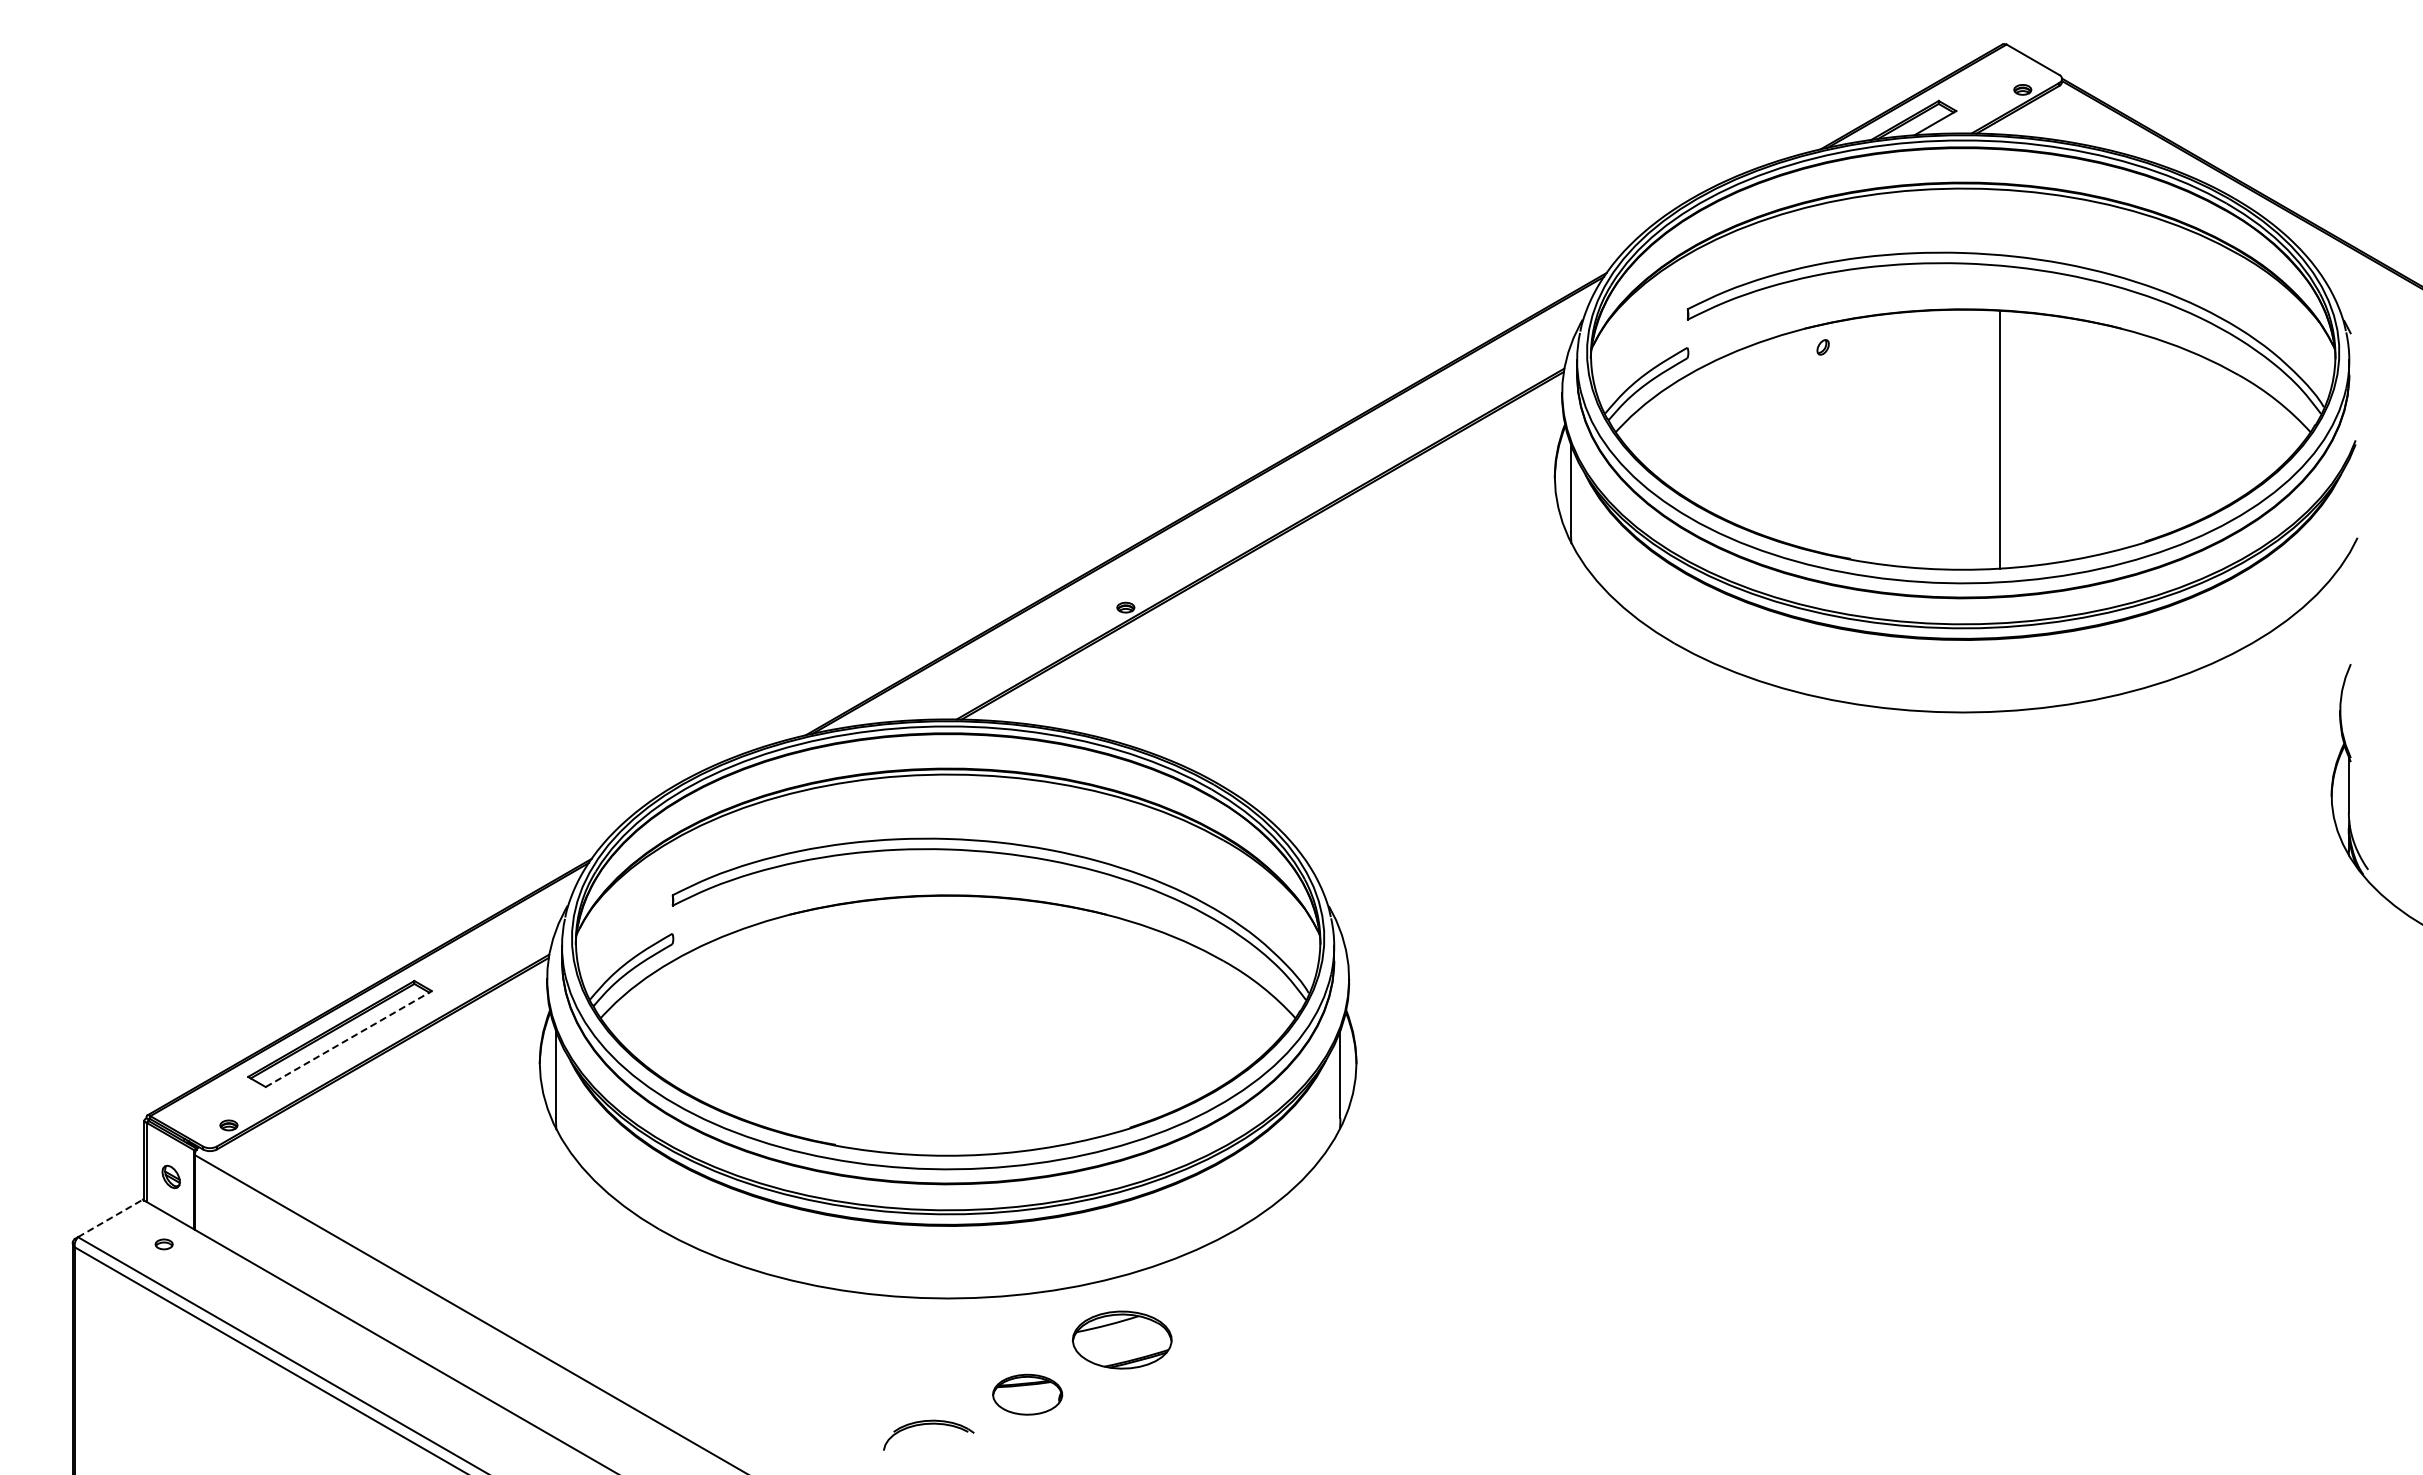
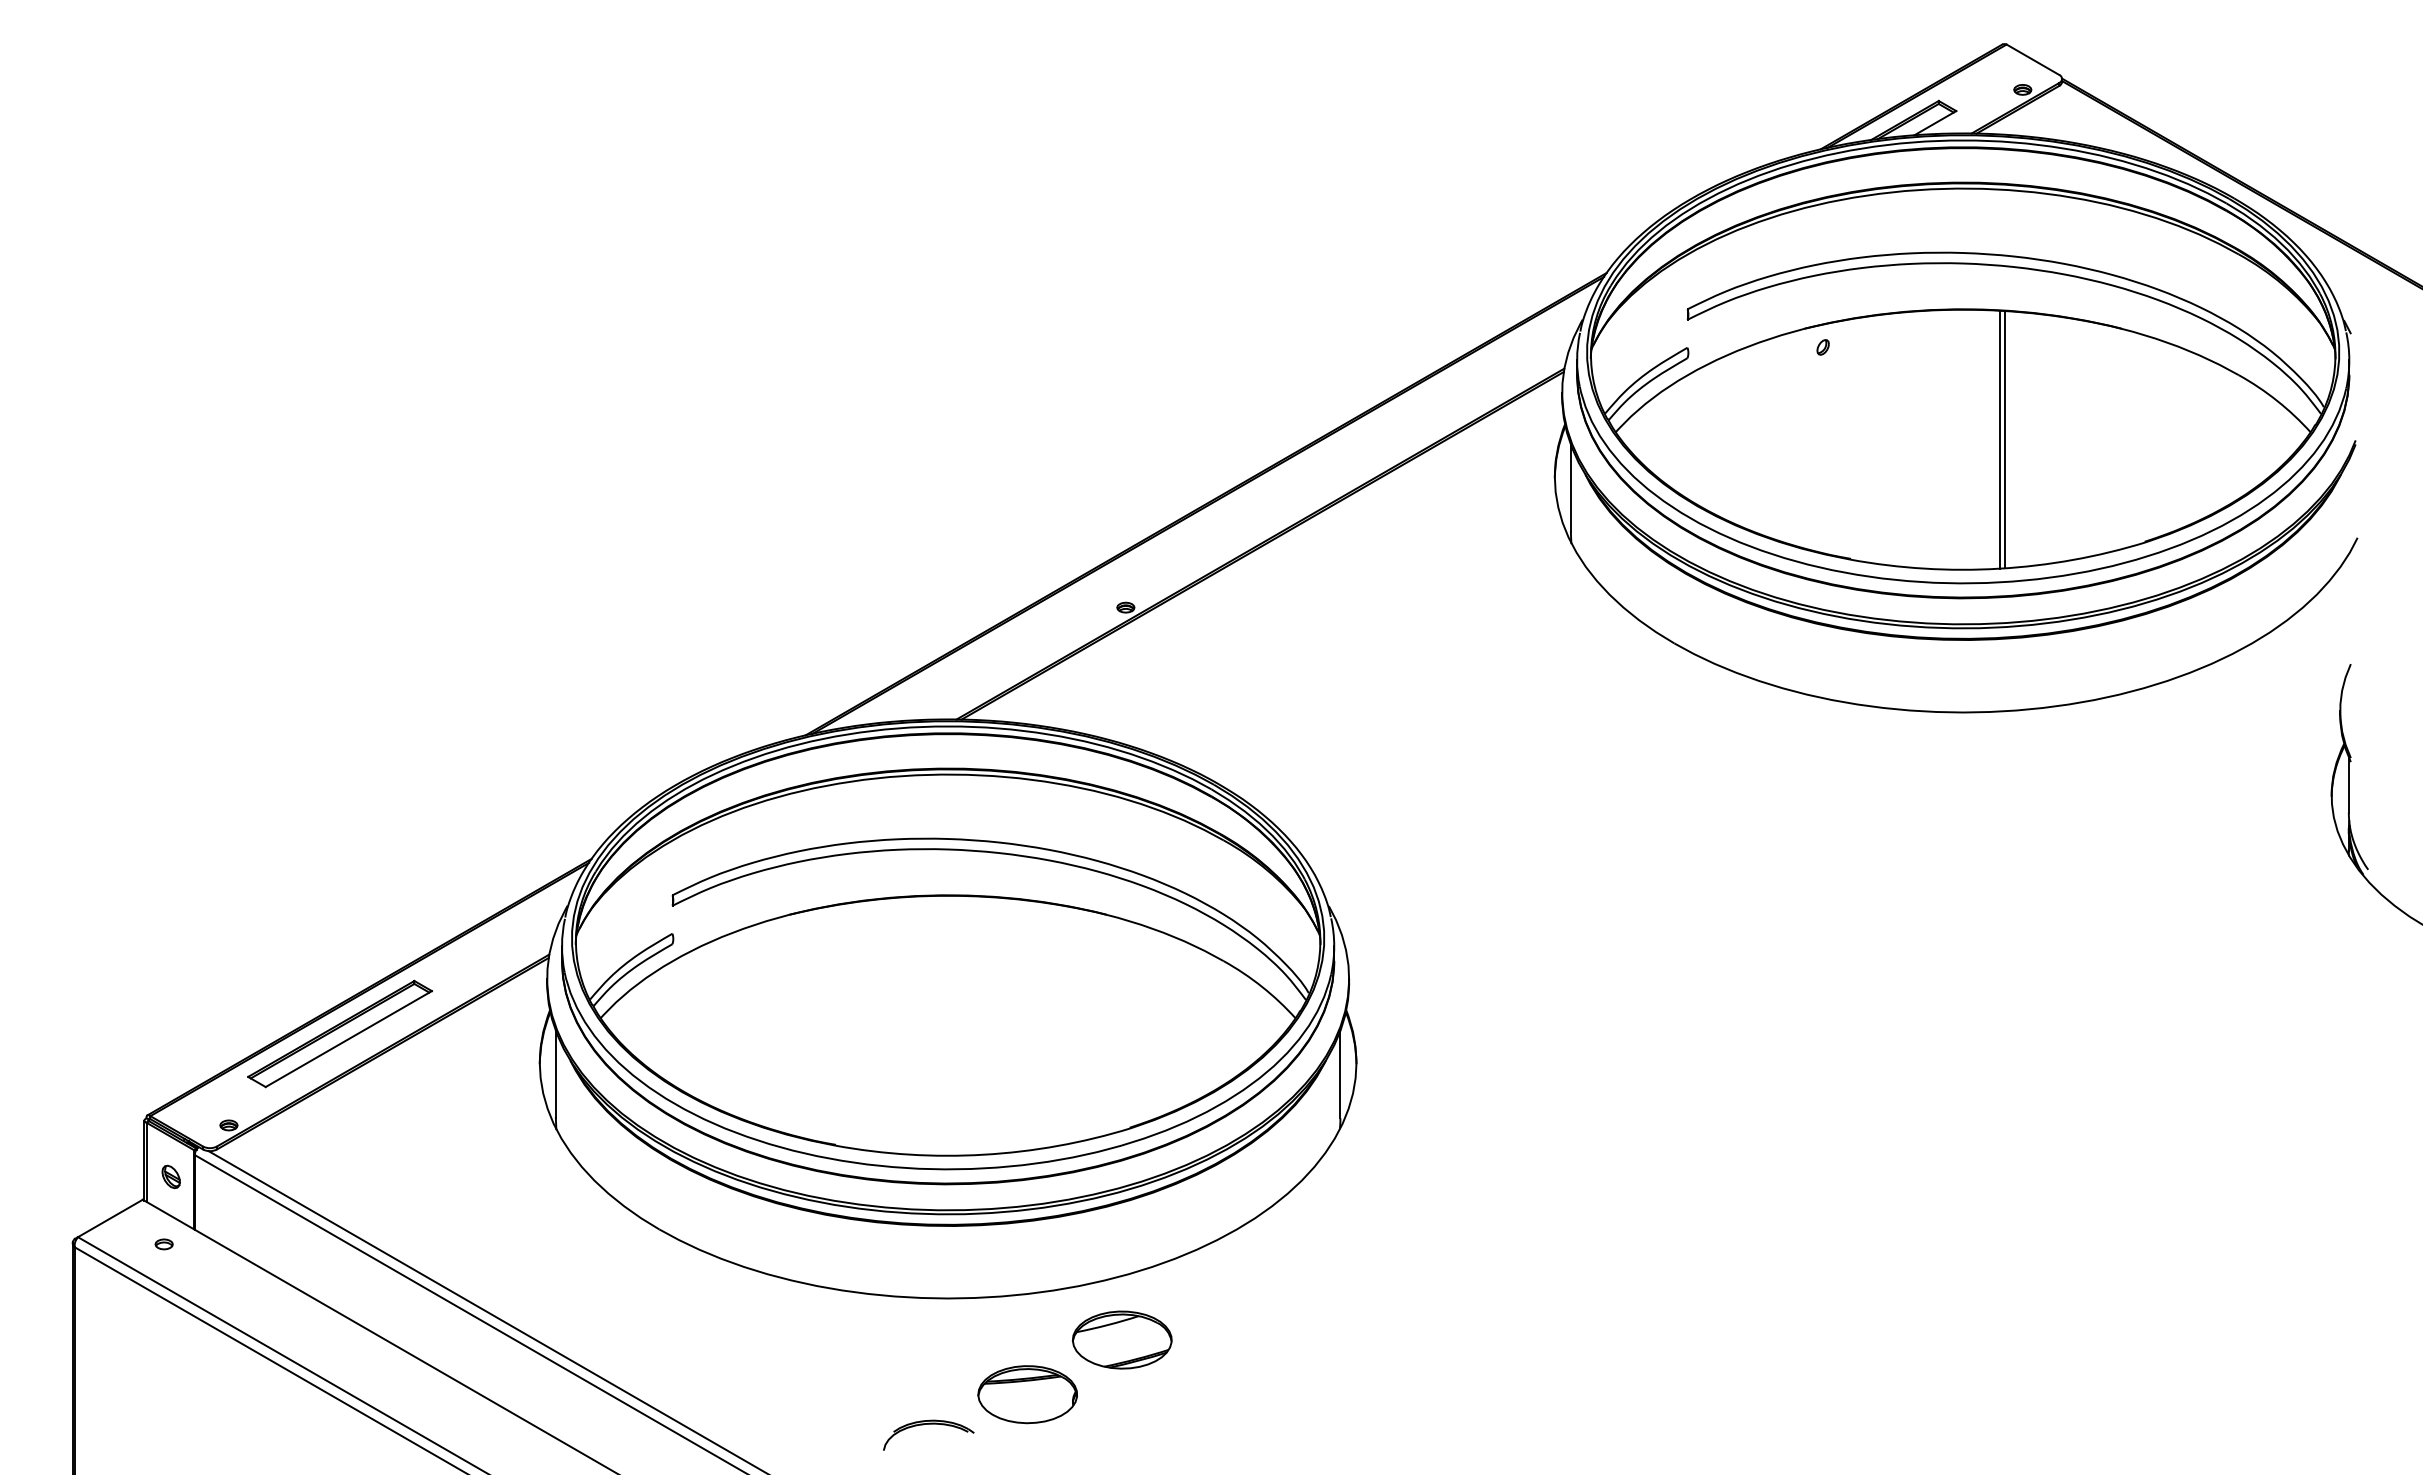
line: none -> present (2005, 439)
line: dashed -> solid (348, 1039)
line: dashed -> solid (110, 1218)
line: none -> present (485, 1311)
part size: 72x43 px -> 101x60 px (1027, 1394)
